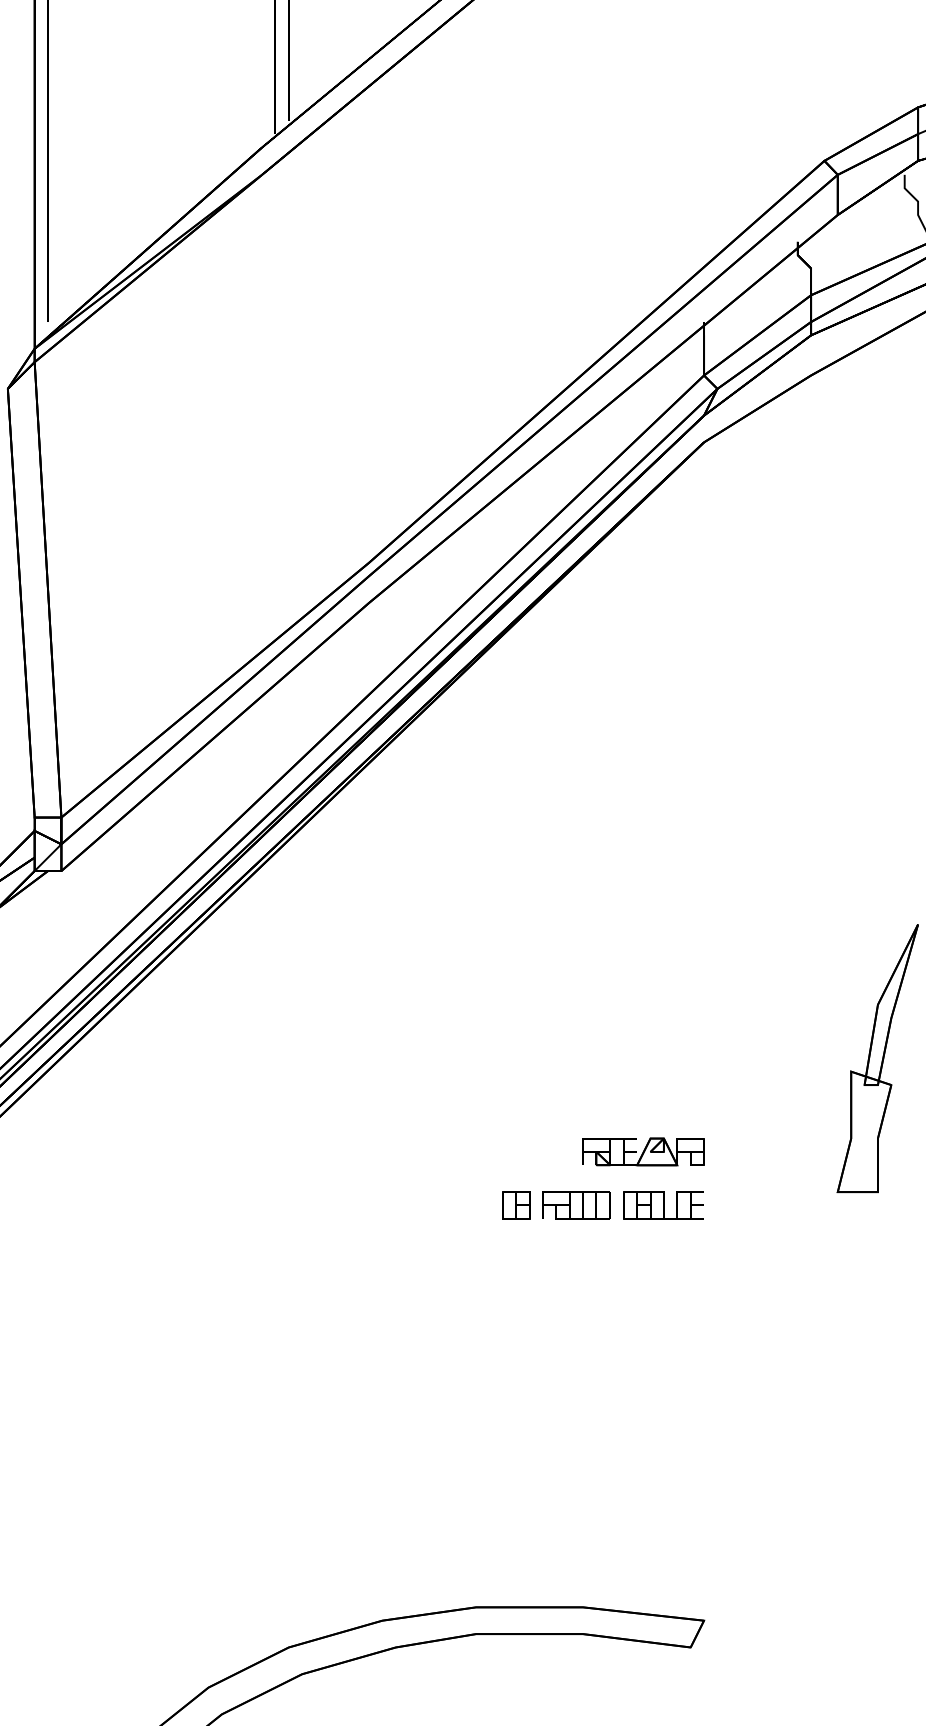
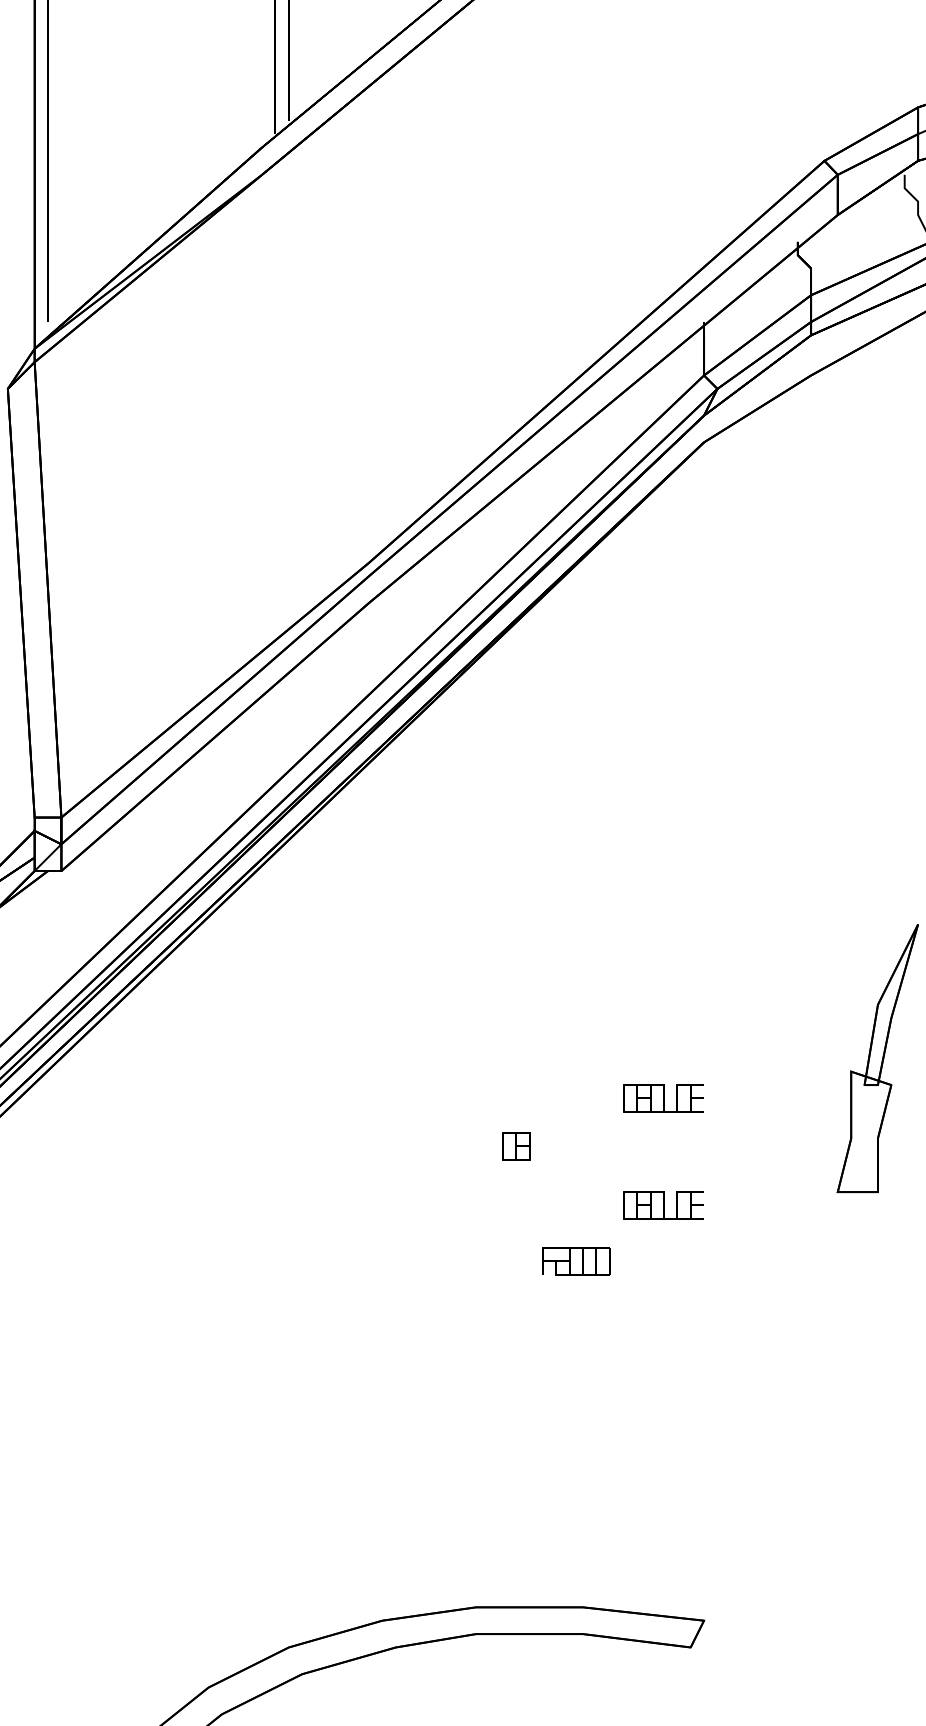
part: none -> present (663, 1098)
part: present -> none (643, 1151)
part position: (516, 1205) -> (516, 1146) (516, 1146)
part position: (576, 1205) -> (576, 1261) (576, 1261)
